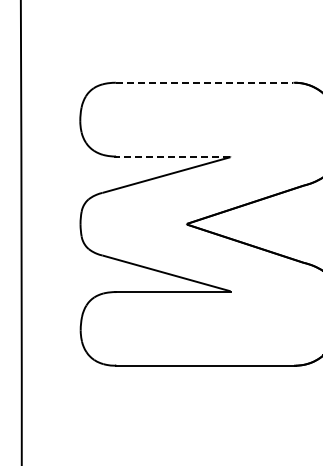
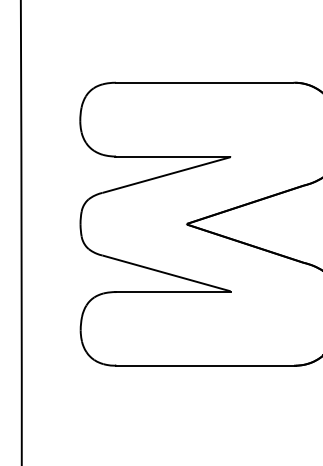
line: dashed -> solid (204, 82)
line: dashed -> solid (172, 156)
